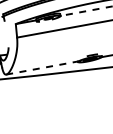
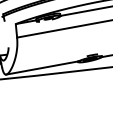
line: dashed -> solid (85, 11)
line: dashed -> solid (42, 68)
